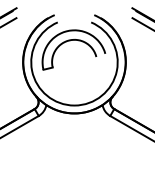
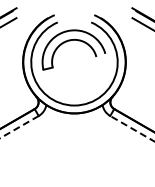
line: solid -> dashed (19, 126)
line: solid -> dashed (131, 128)
